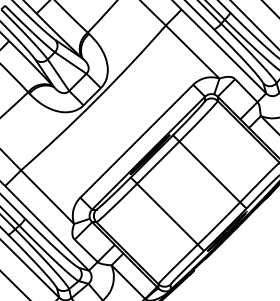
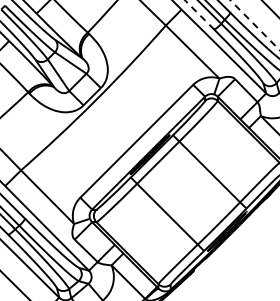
line: solid -> dashed (199, 14)
line: solid -> dashed (255, 25)
